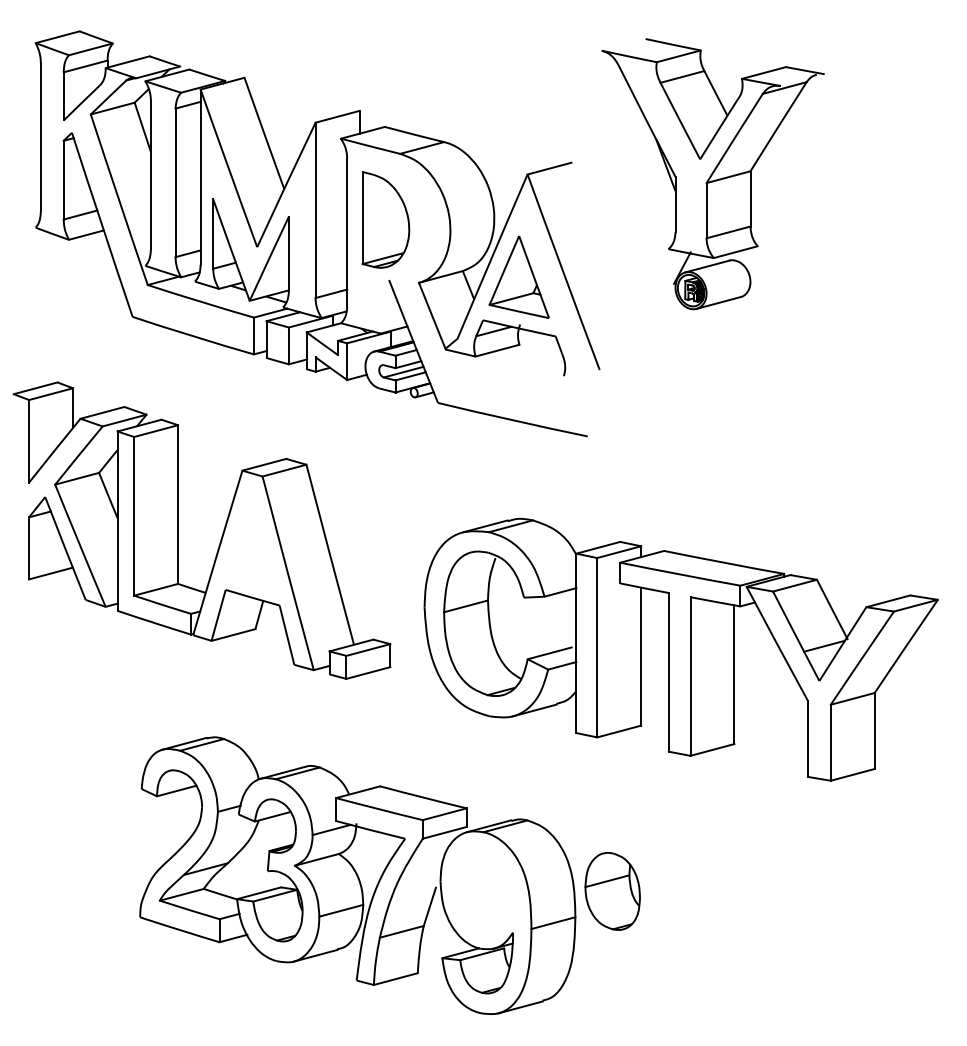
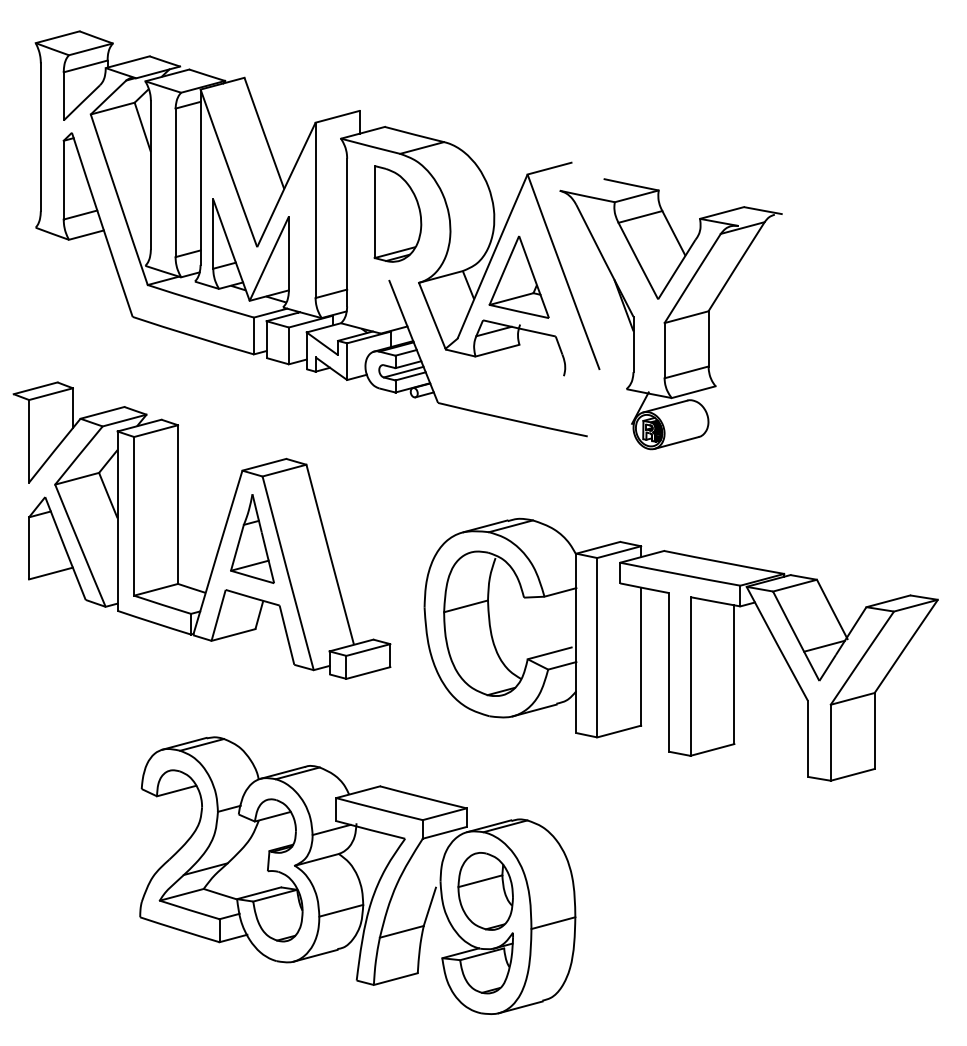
part position: (712, 174) -> (670, 314) (670, 314)
part position: (385, 219) -> (397, 213) (397, 213)
part: none -> present (252, 538)
part position: (612, 891) -> (485, 891) (485, 891)
